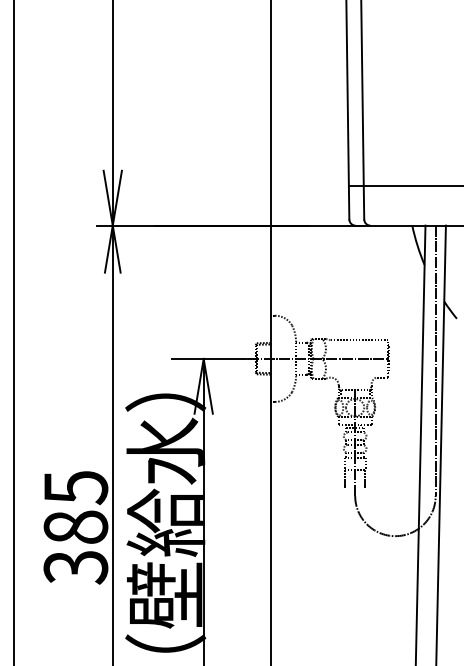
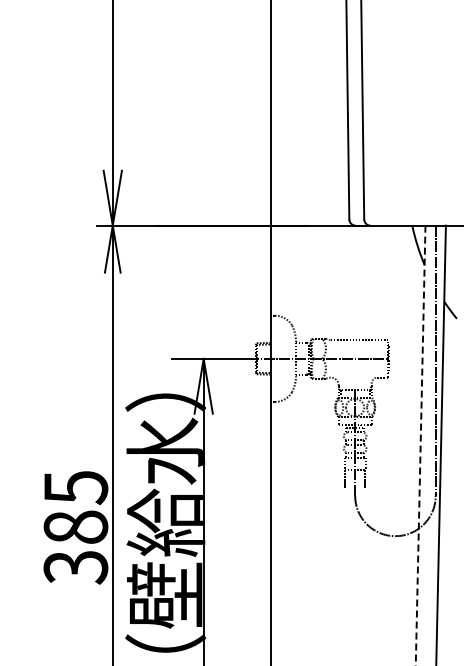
line: present -> none (404, 186)
line: present -> none (14, 332)
line: solid -> dashed (420, 445)
